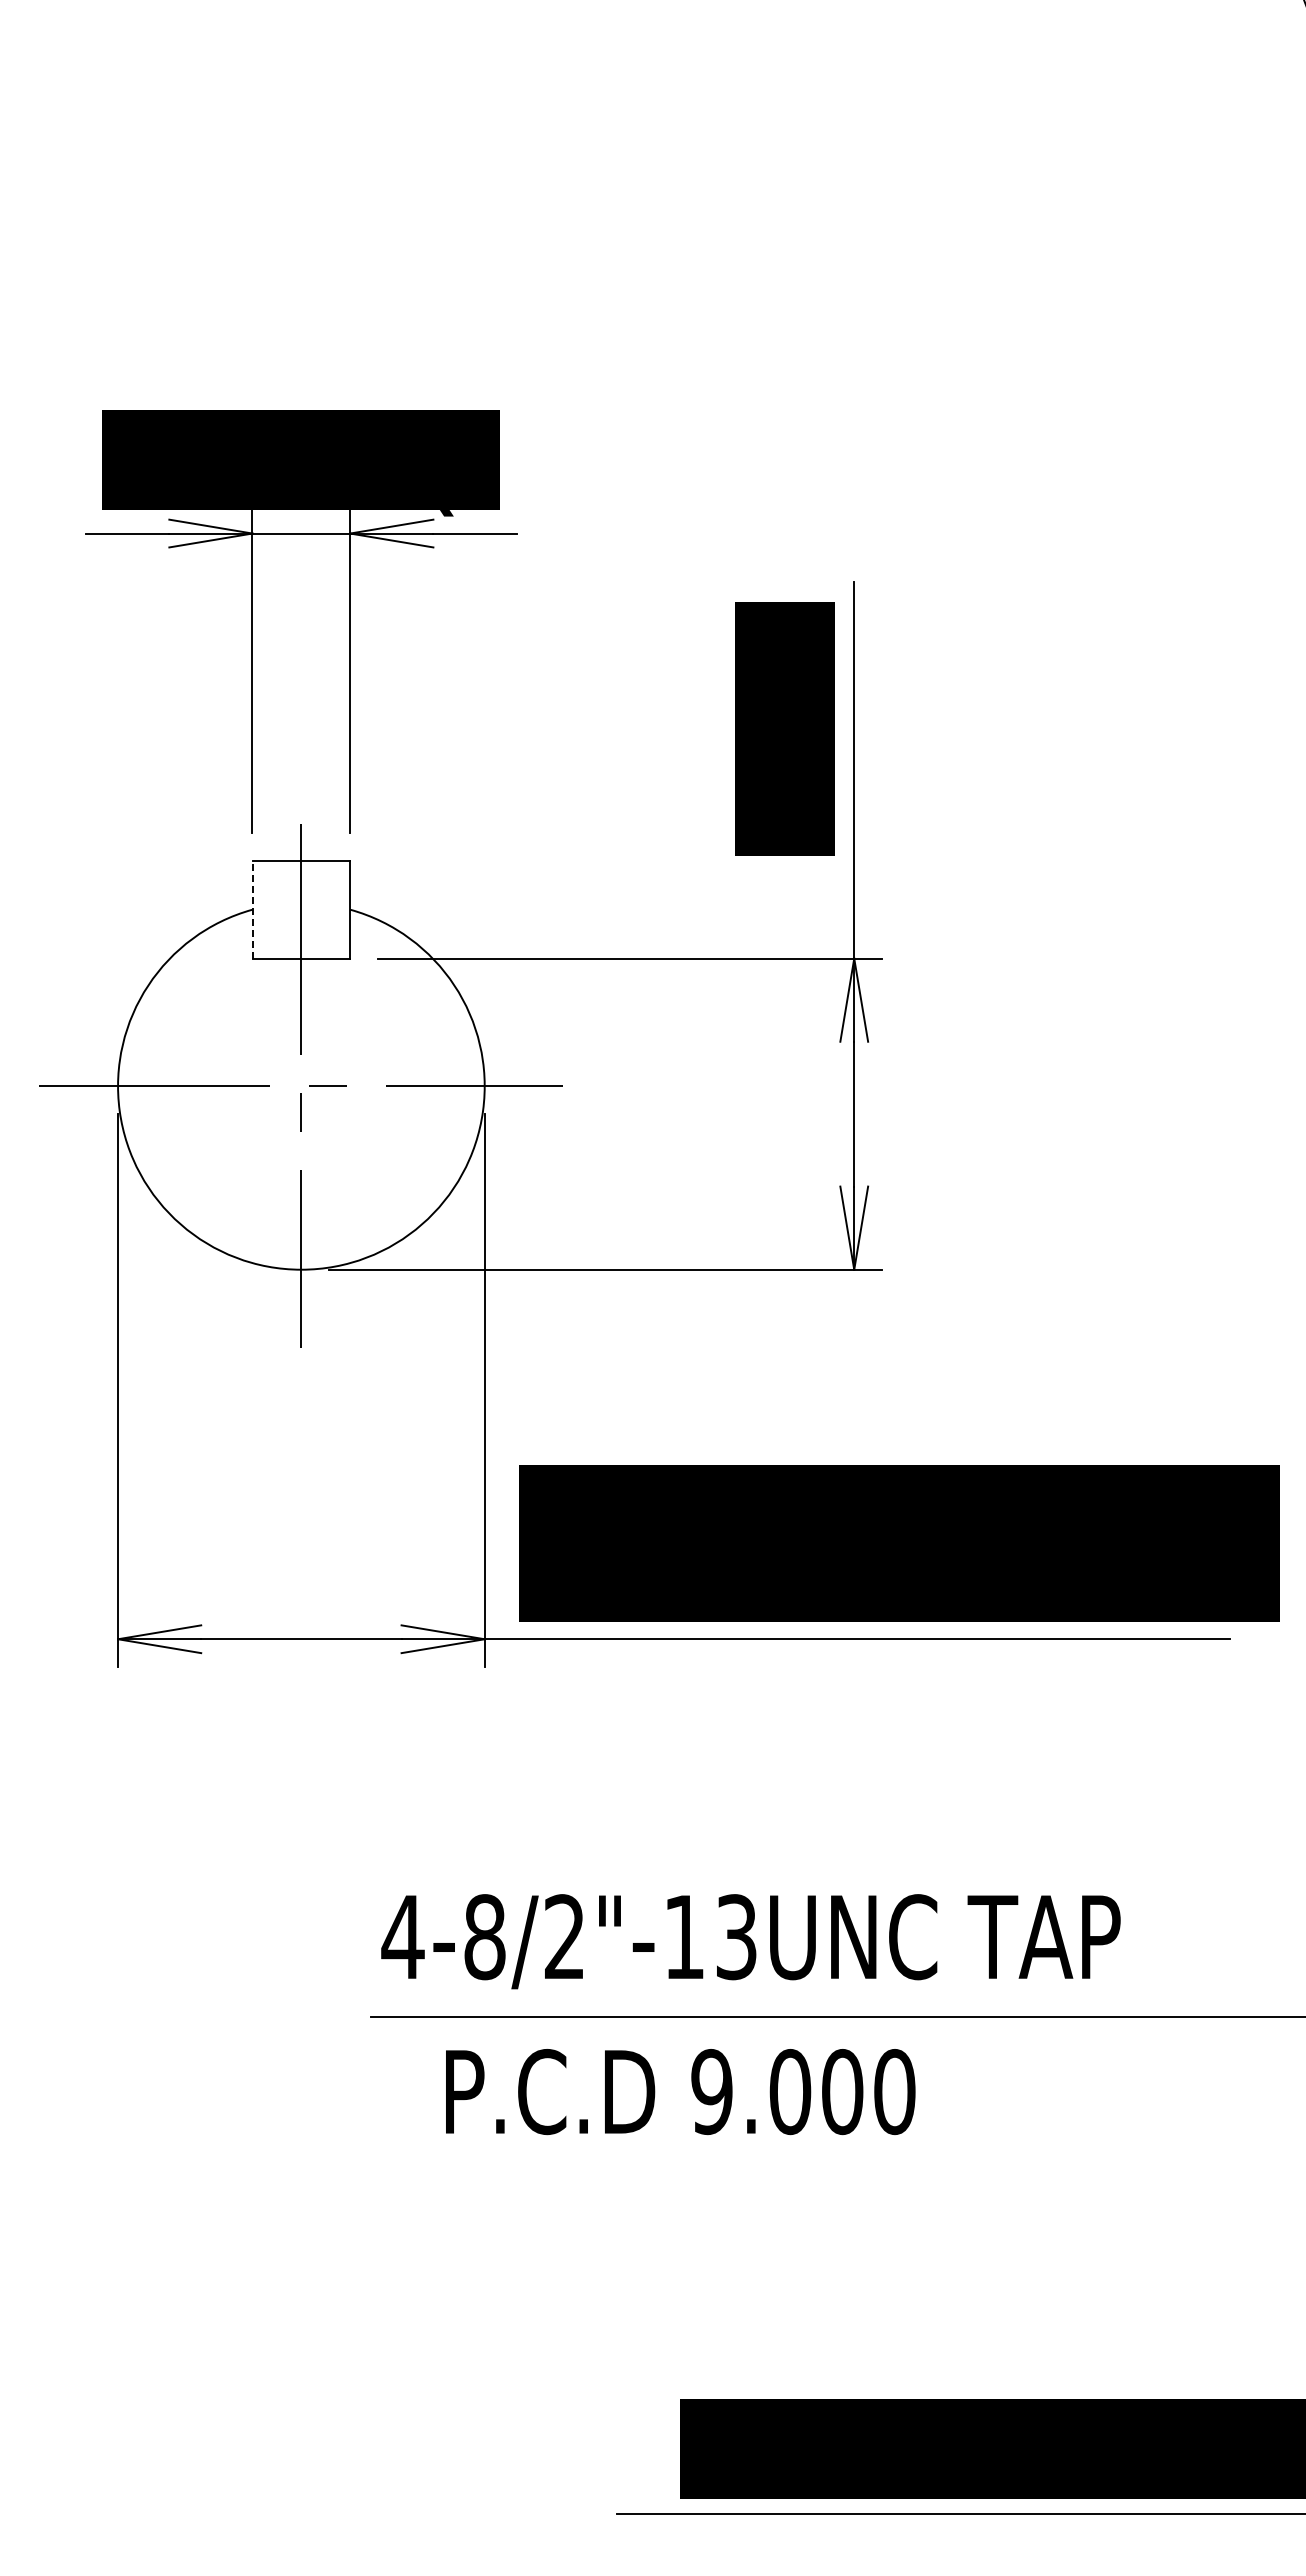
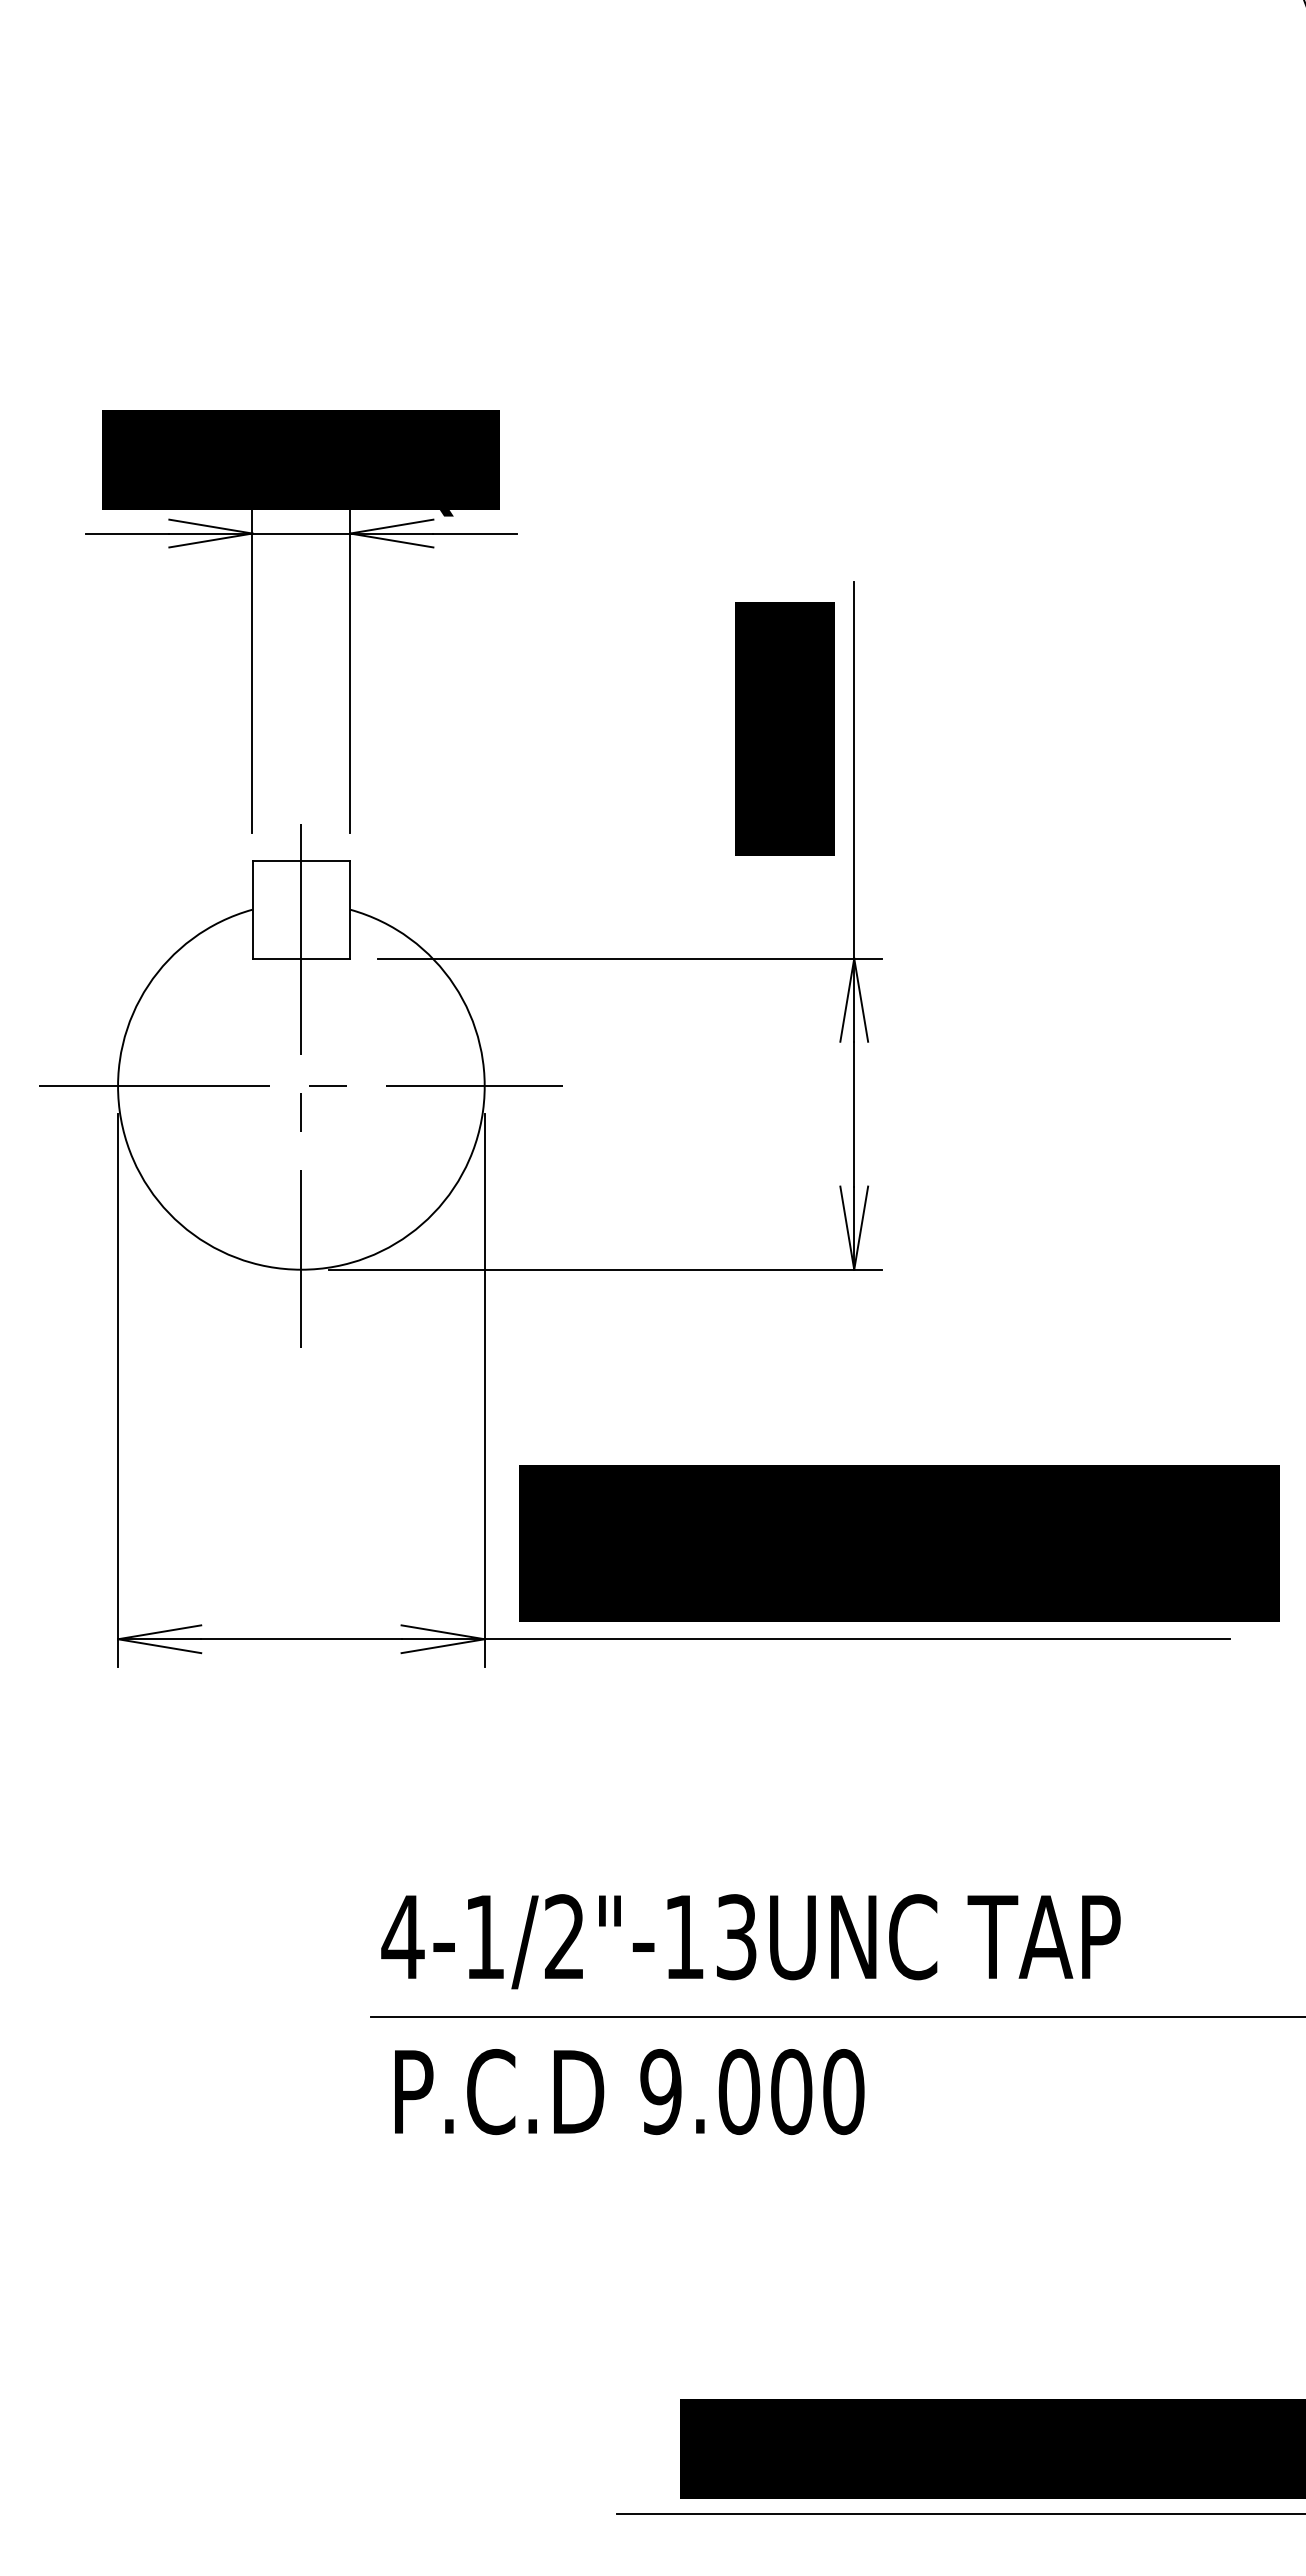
line: dashed -> solid (252, 909)
text: 4-8/2"-13UNC -> 4-1/2"-13UNC (484, 1937)
text position: (680, 2092) -> (629, 2092) (629, 2092)
